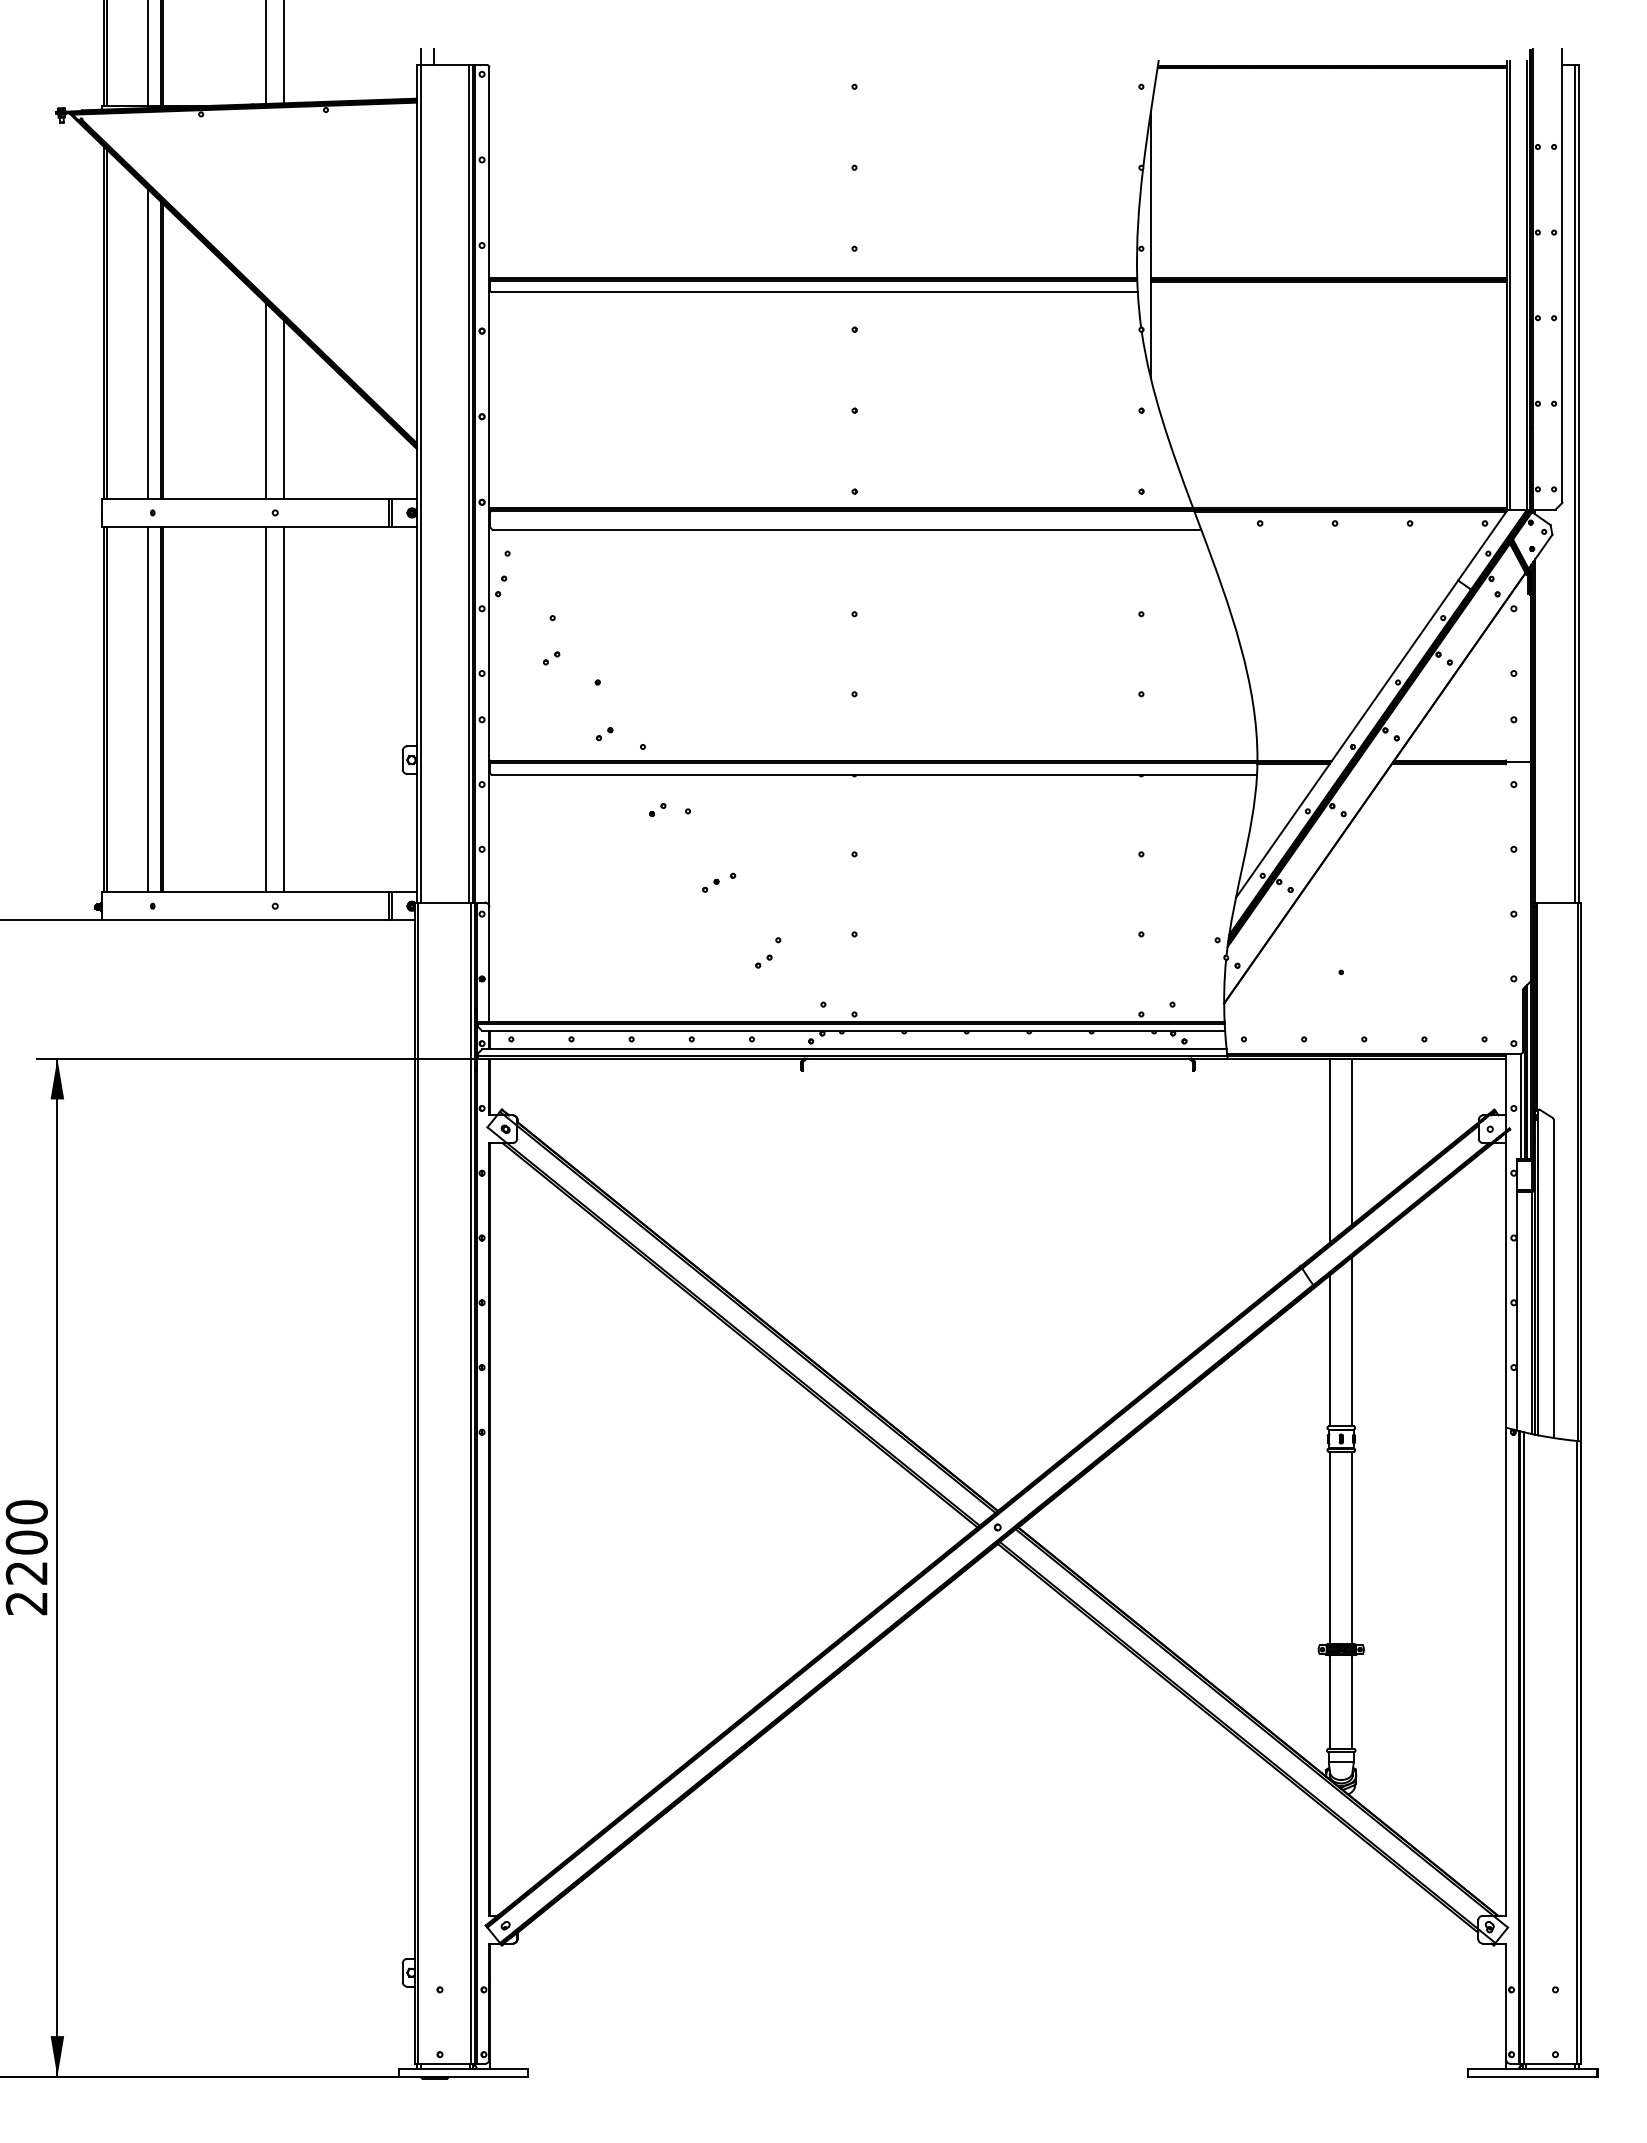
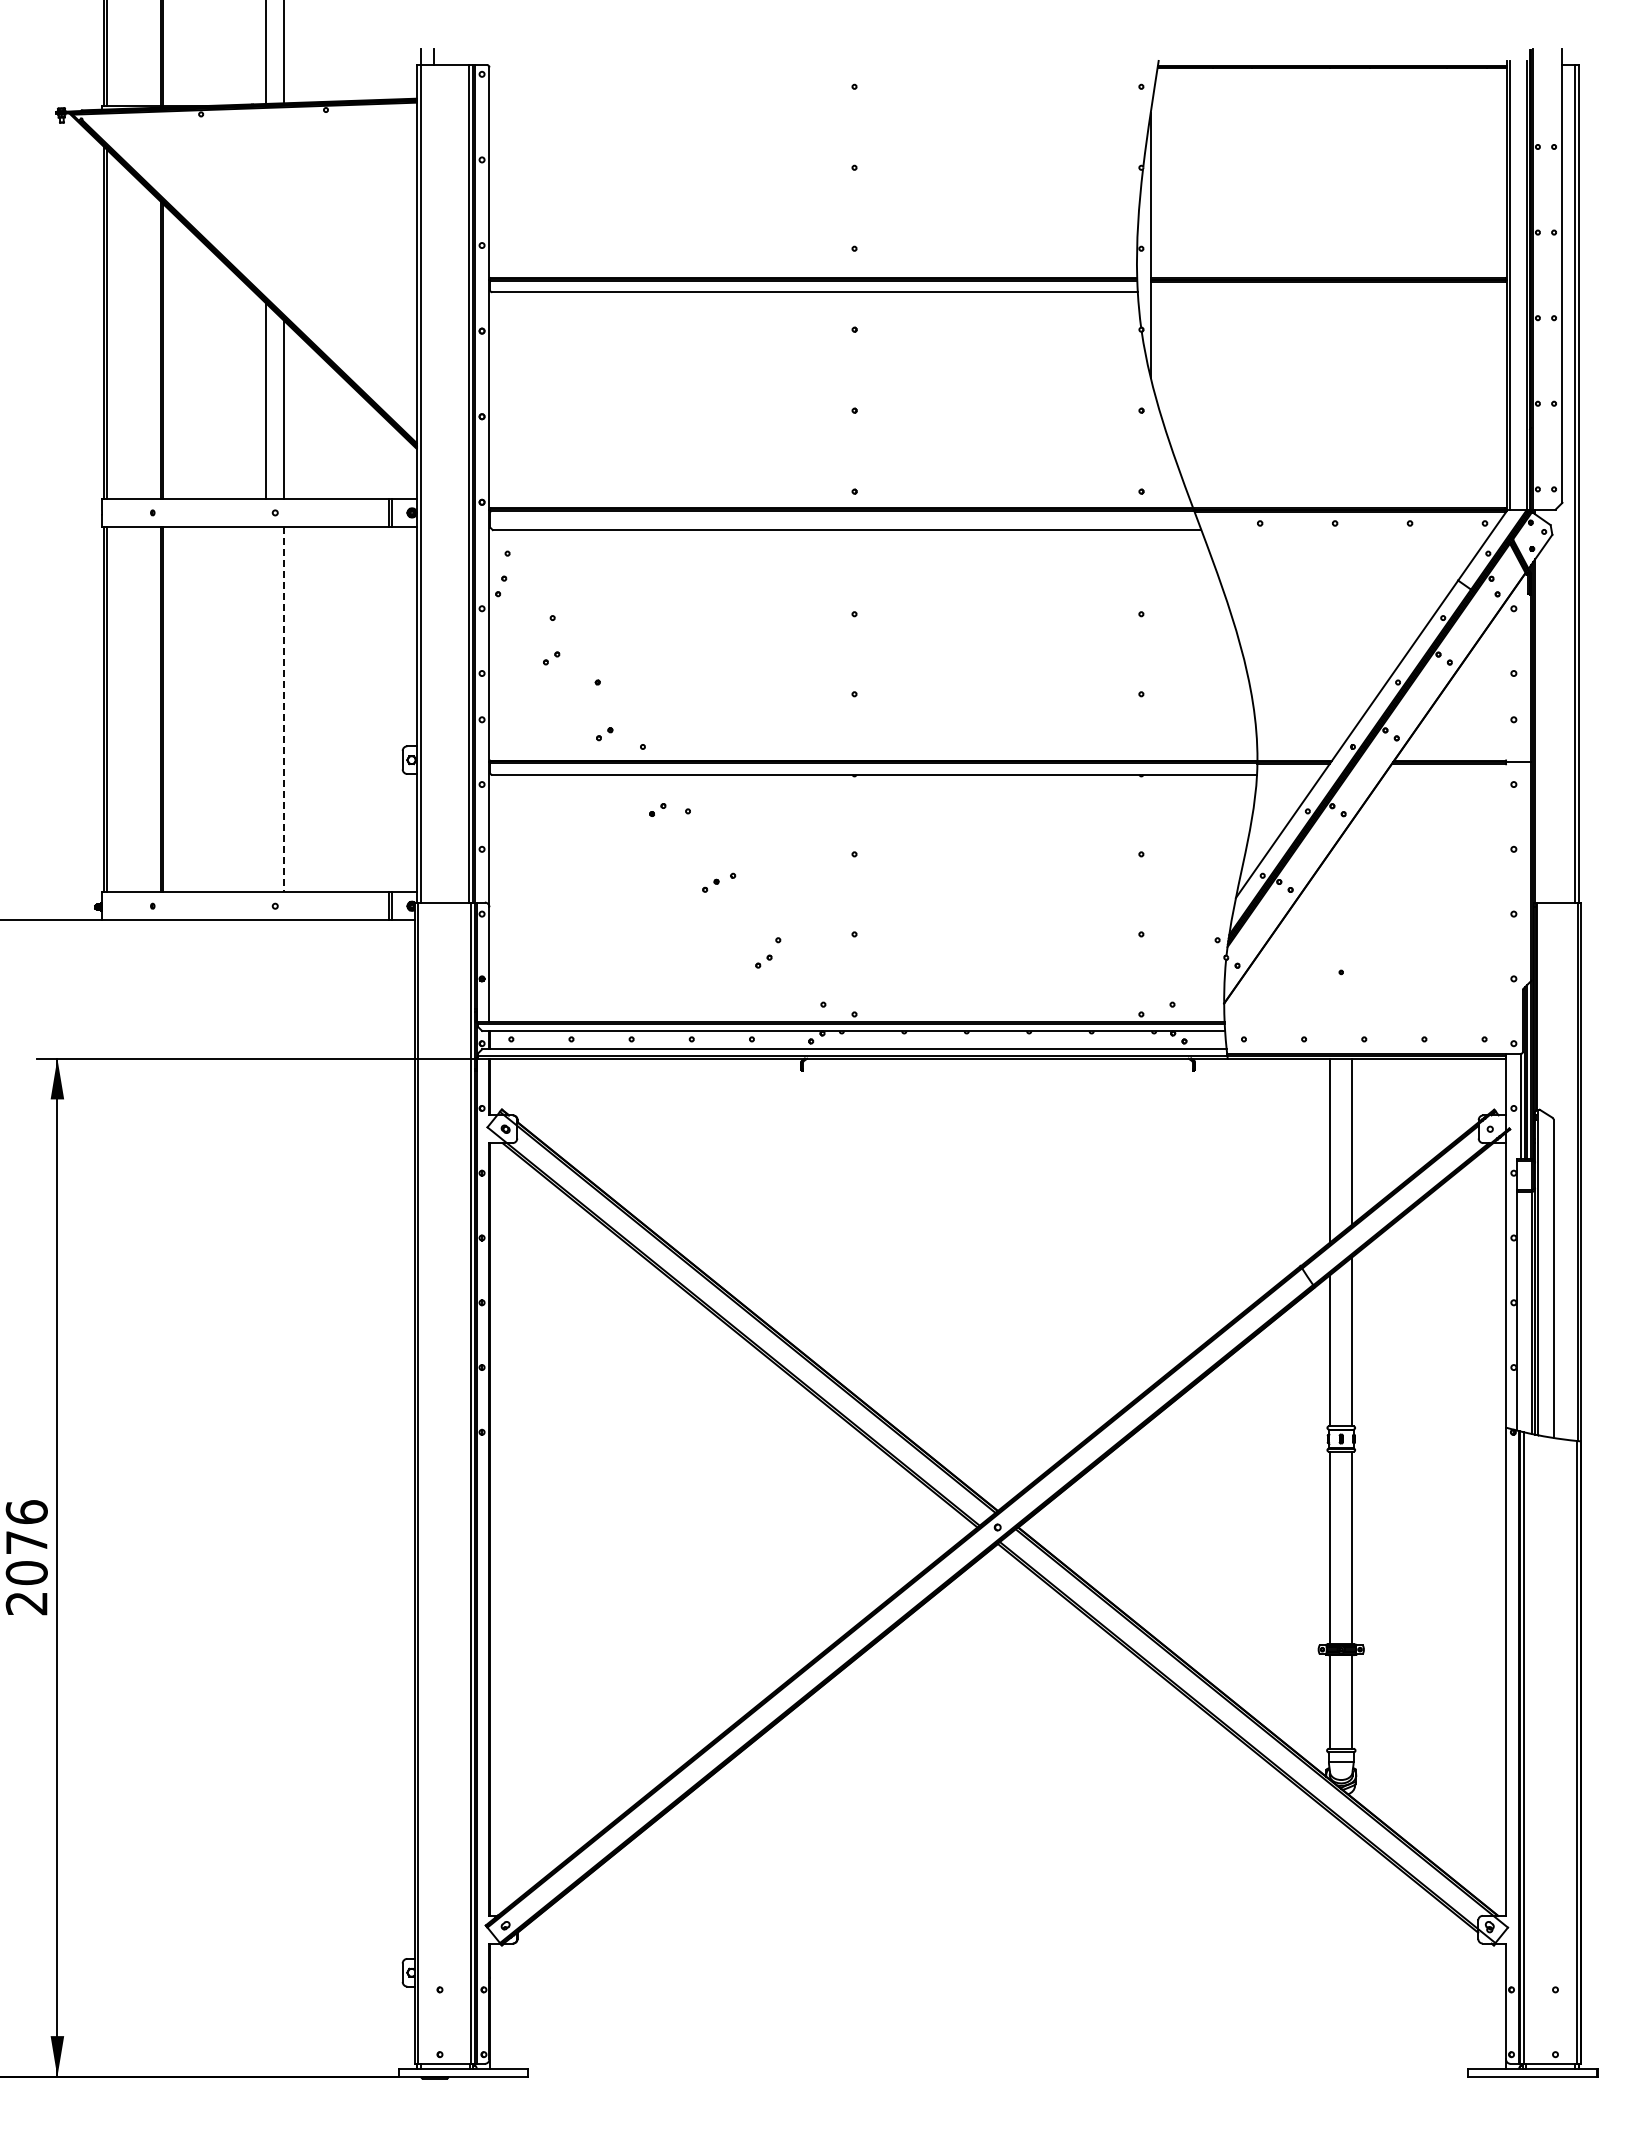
line: present -> none (147, 53)
line: present -> none (147, 344)
line: present -> none (147, 709)
line: present -> none (265, 709)
line: solid -> dashed (284, 709)
text: 2200 -> 2076 (26, 1542)
